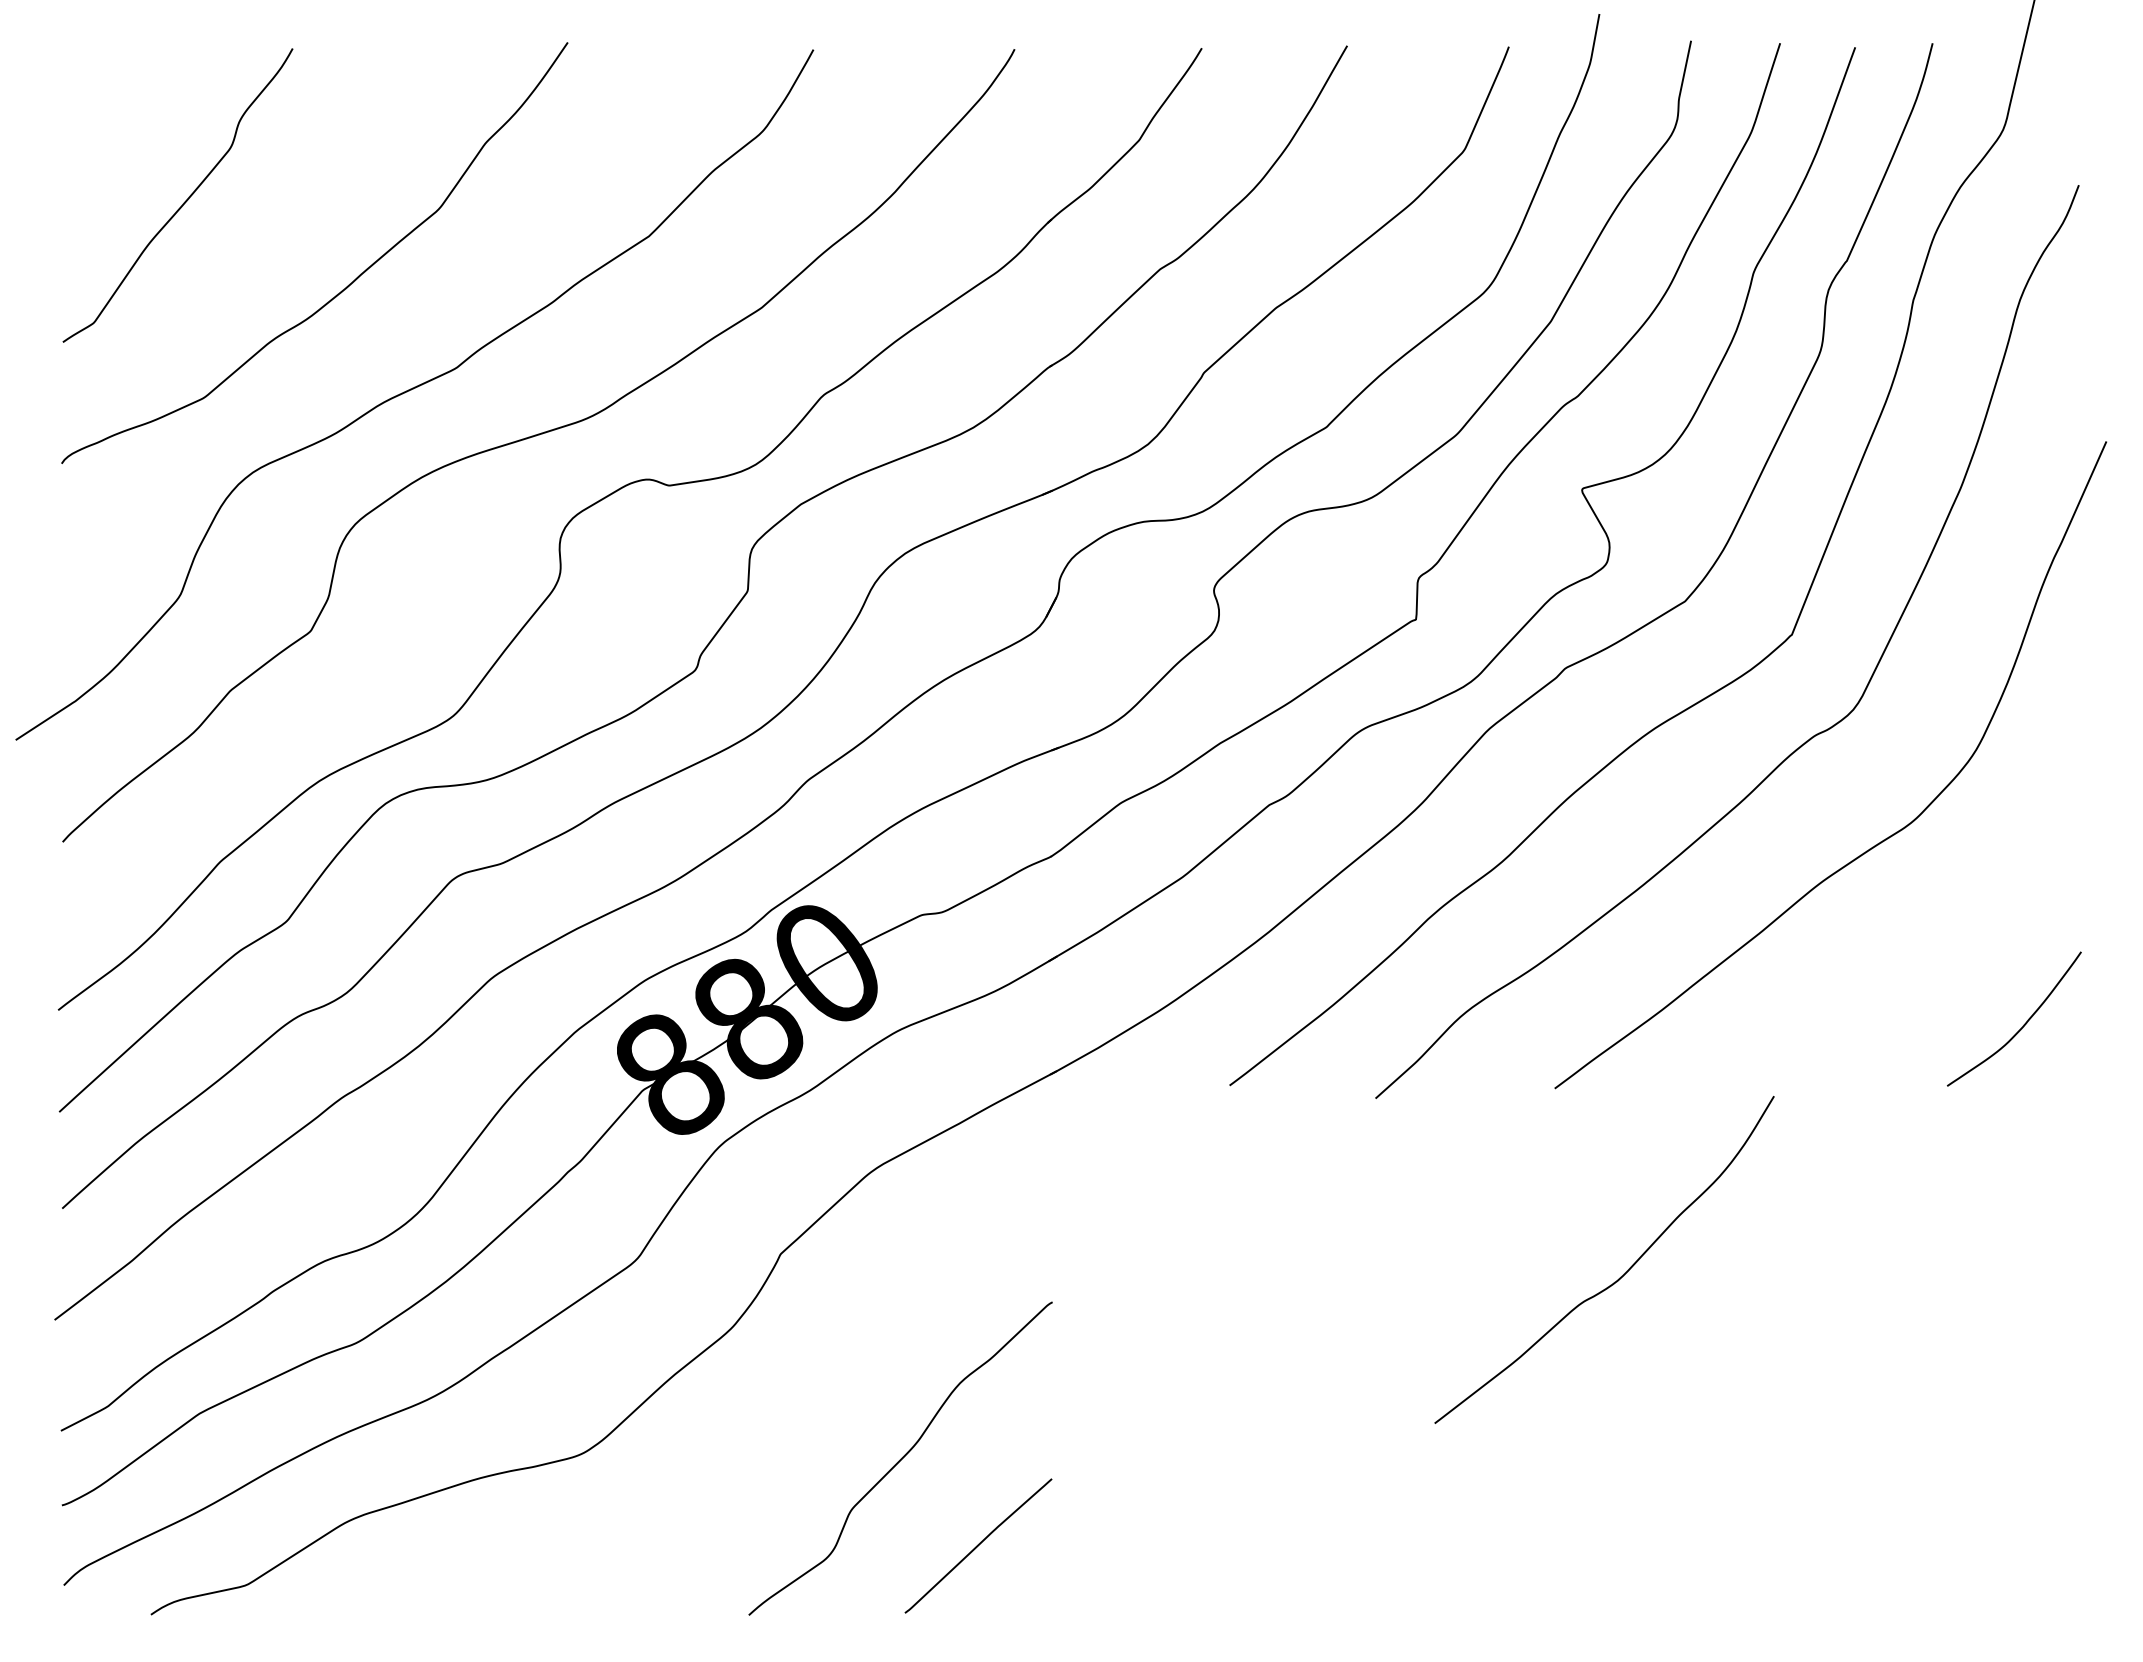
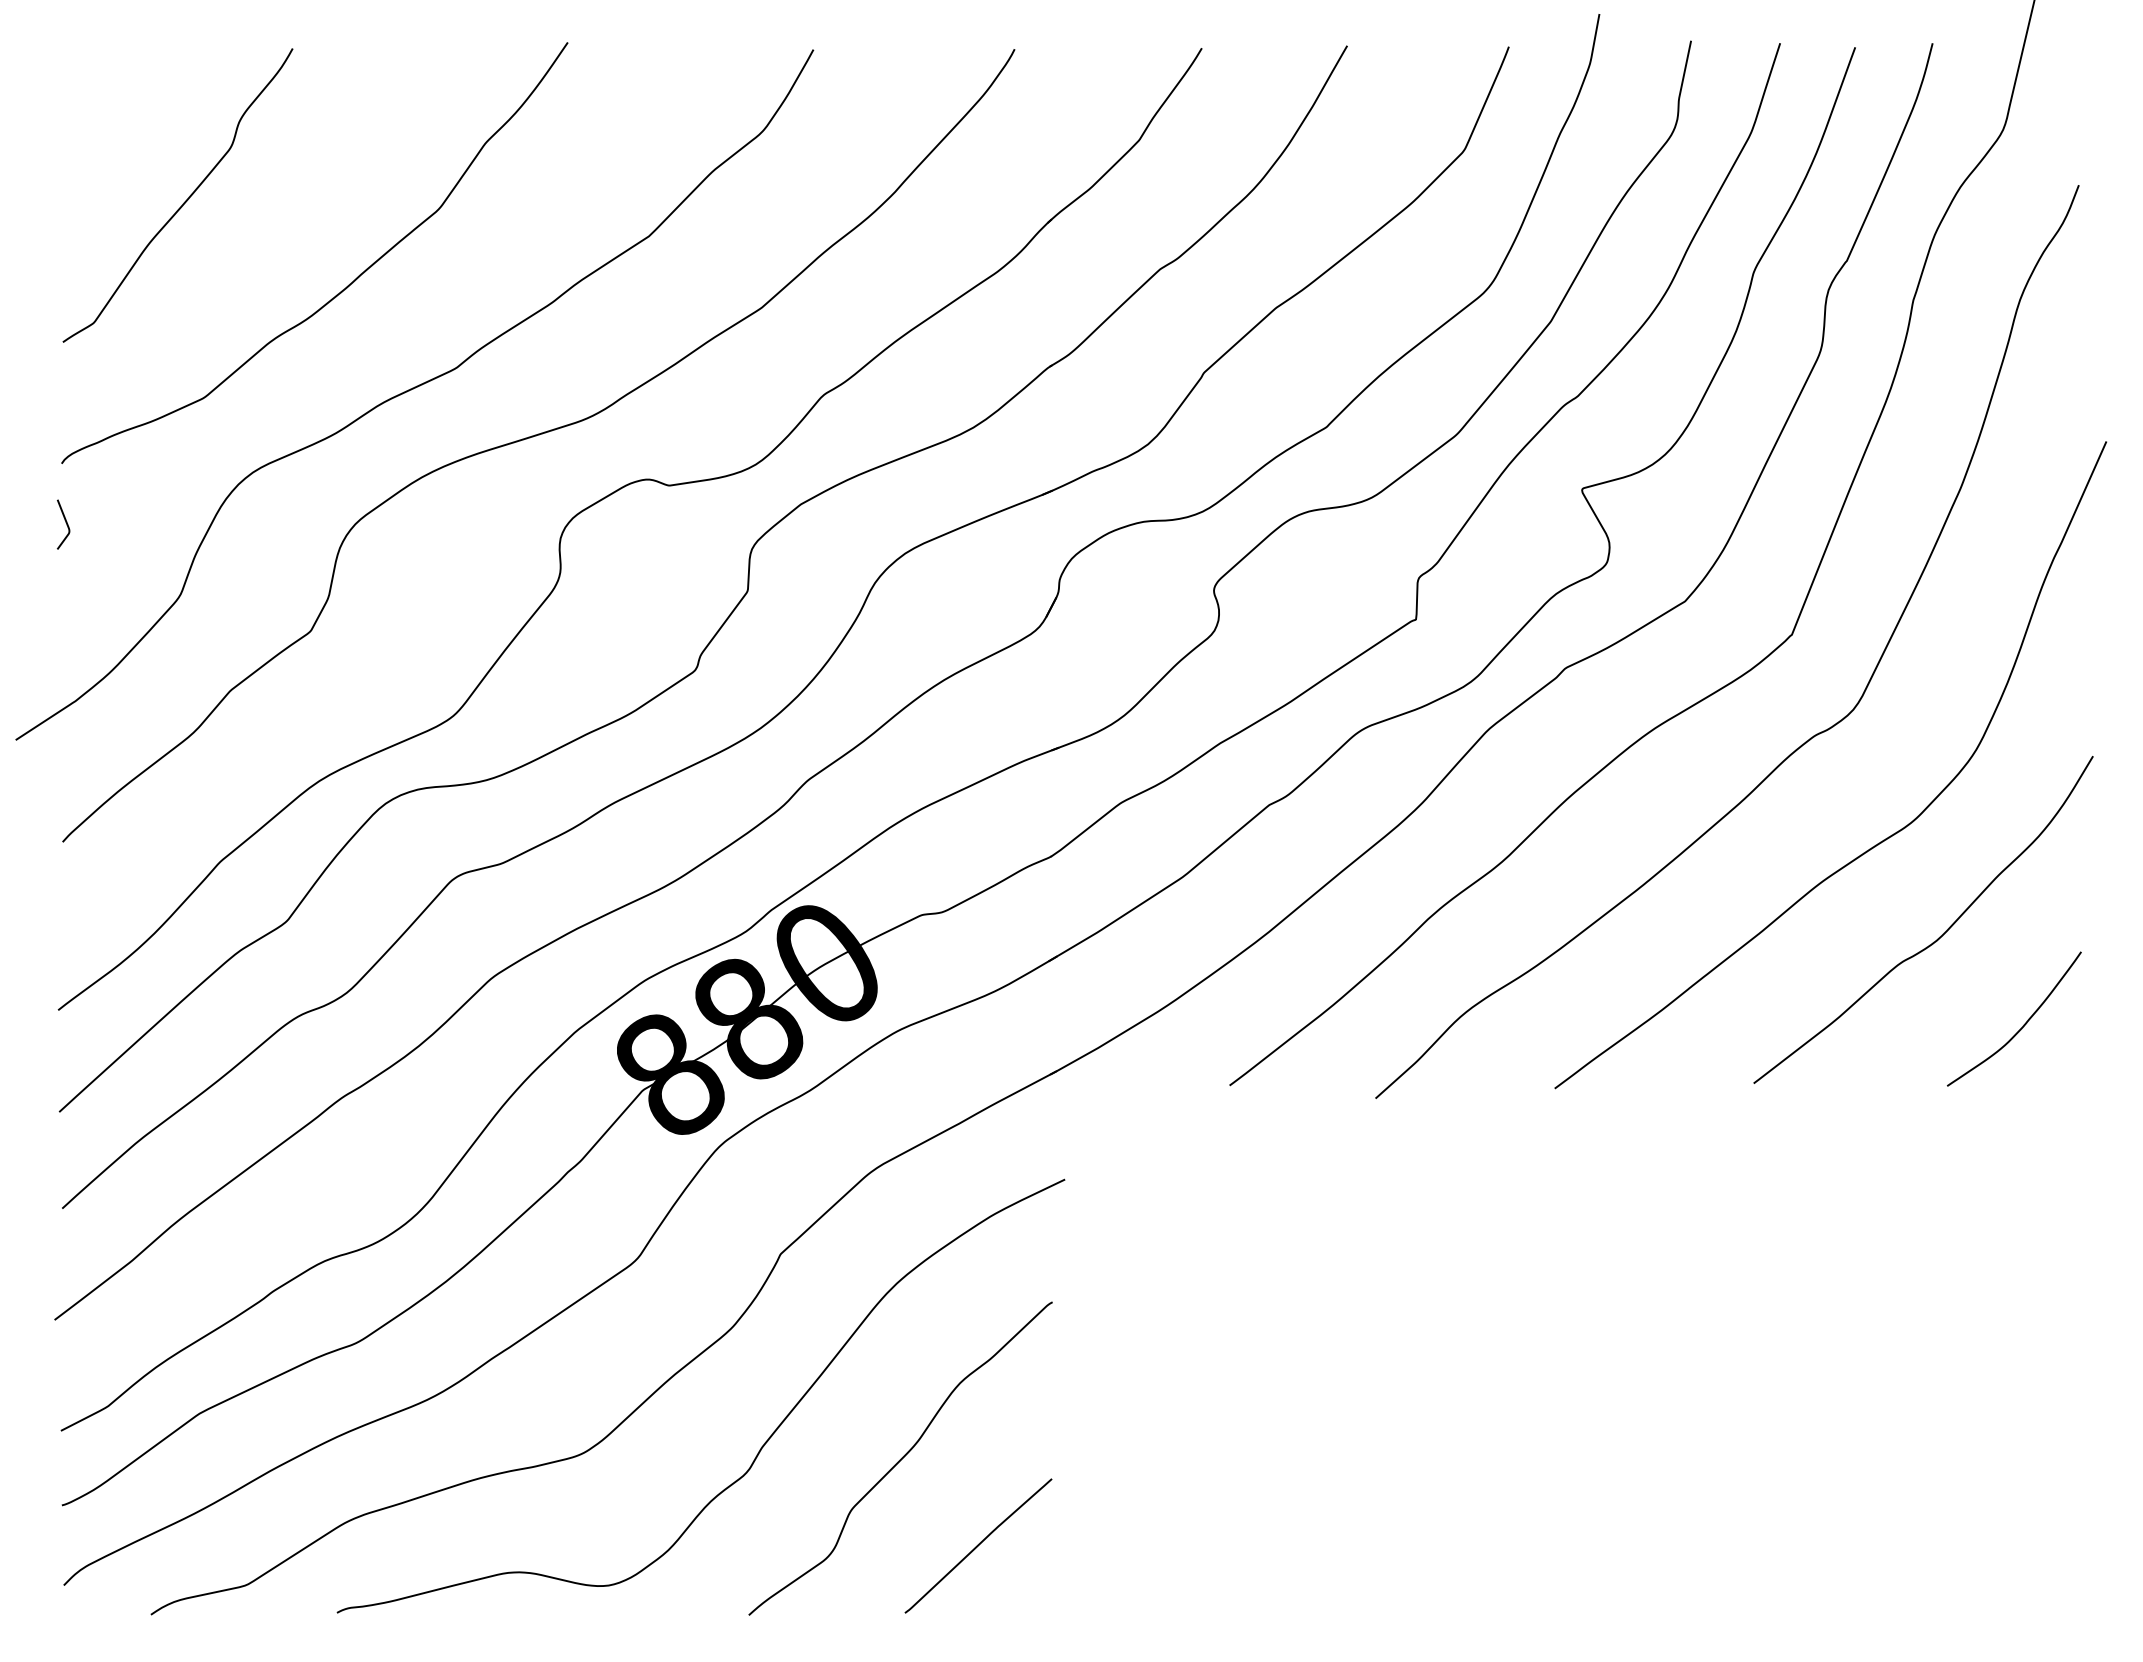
curve: none -> present (65, 522)
curve position: (1620, 1276) -> (1939, 936) (1939, 936)
curve: none -> present (764, 1442)
